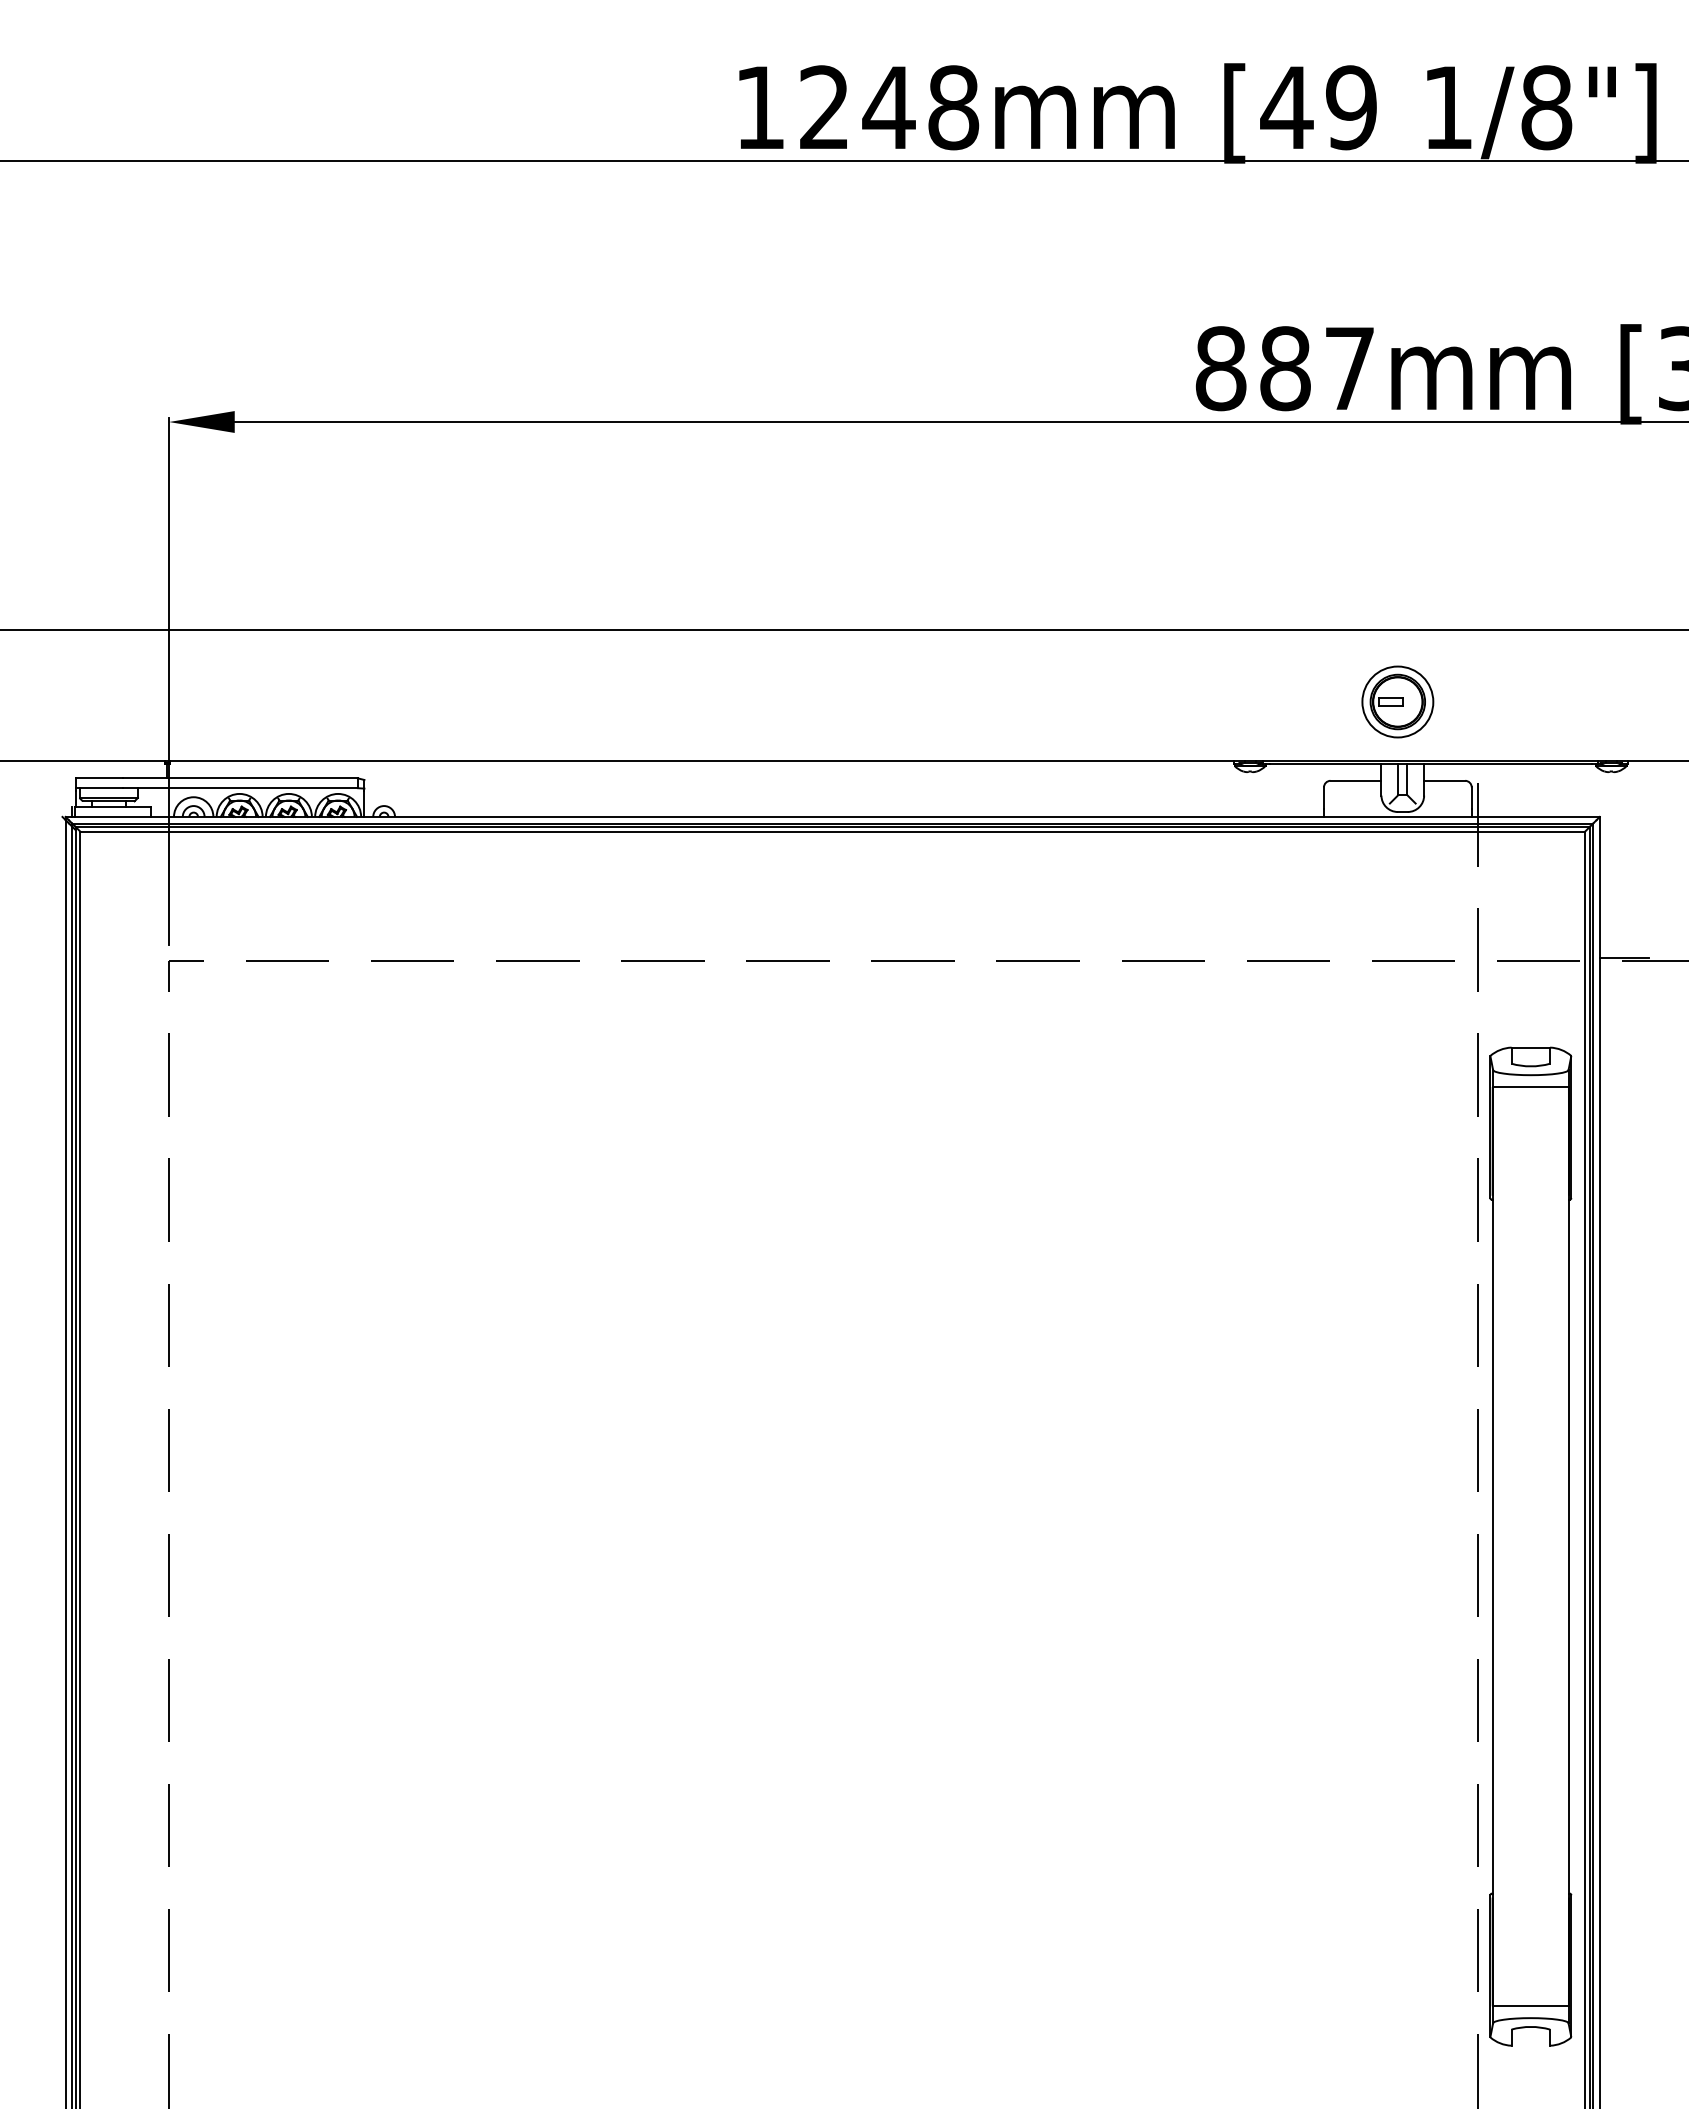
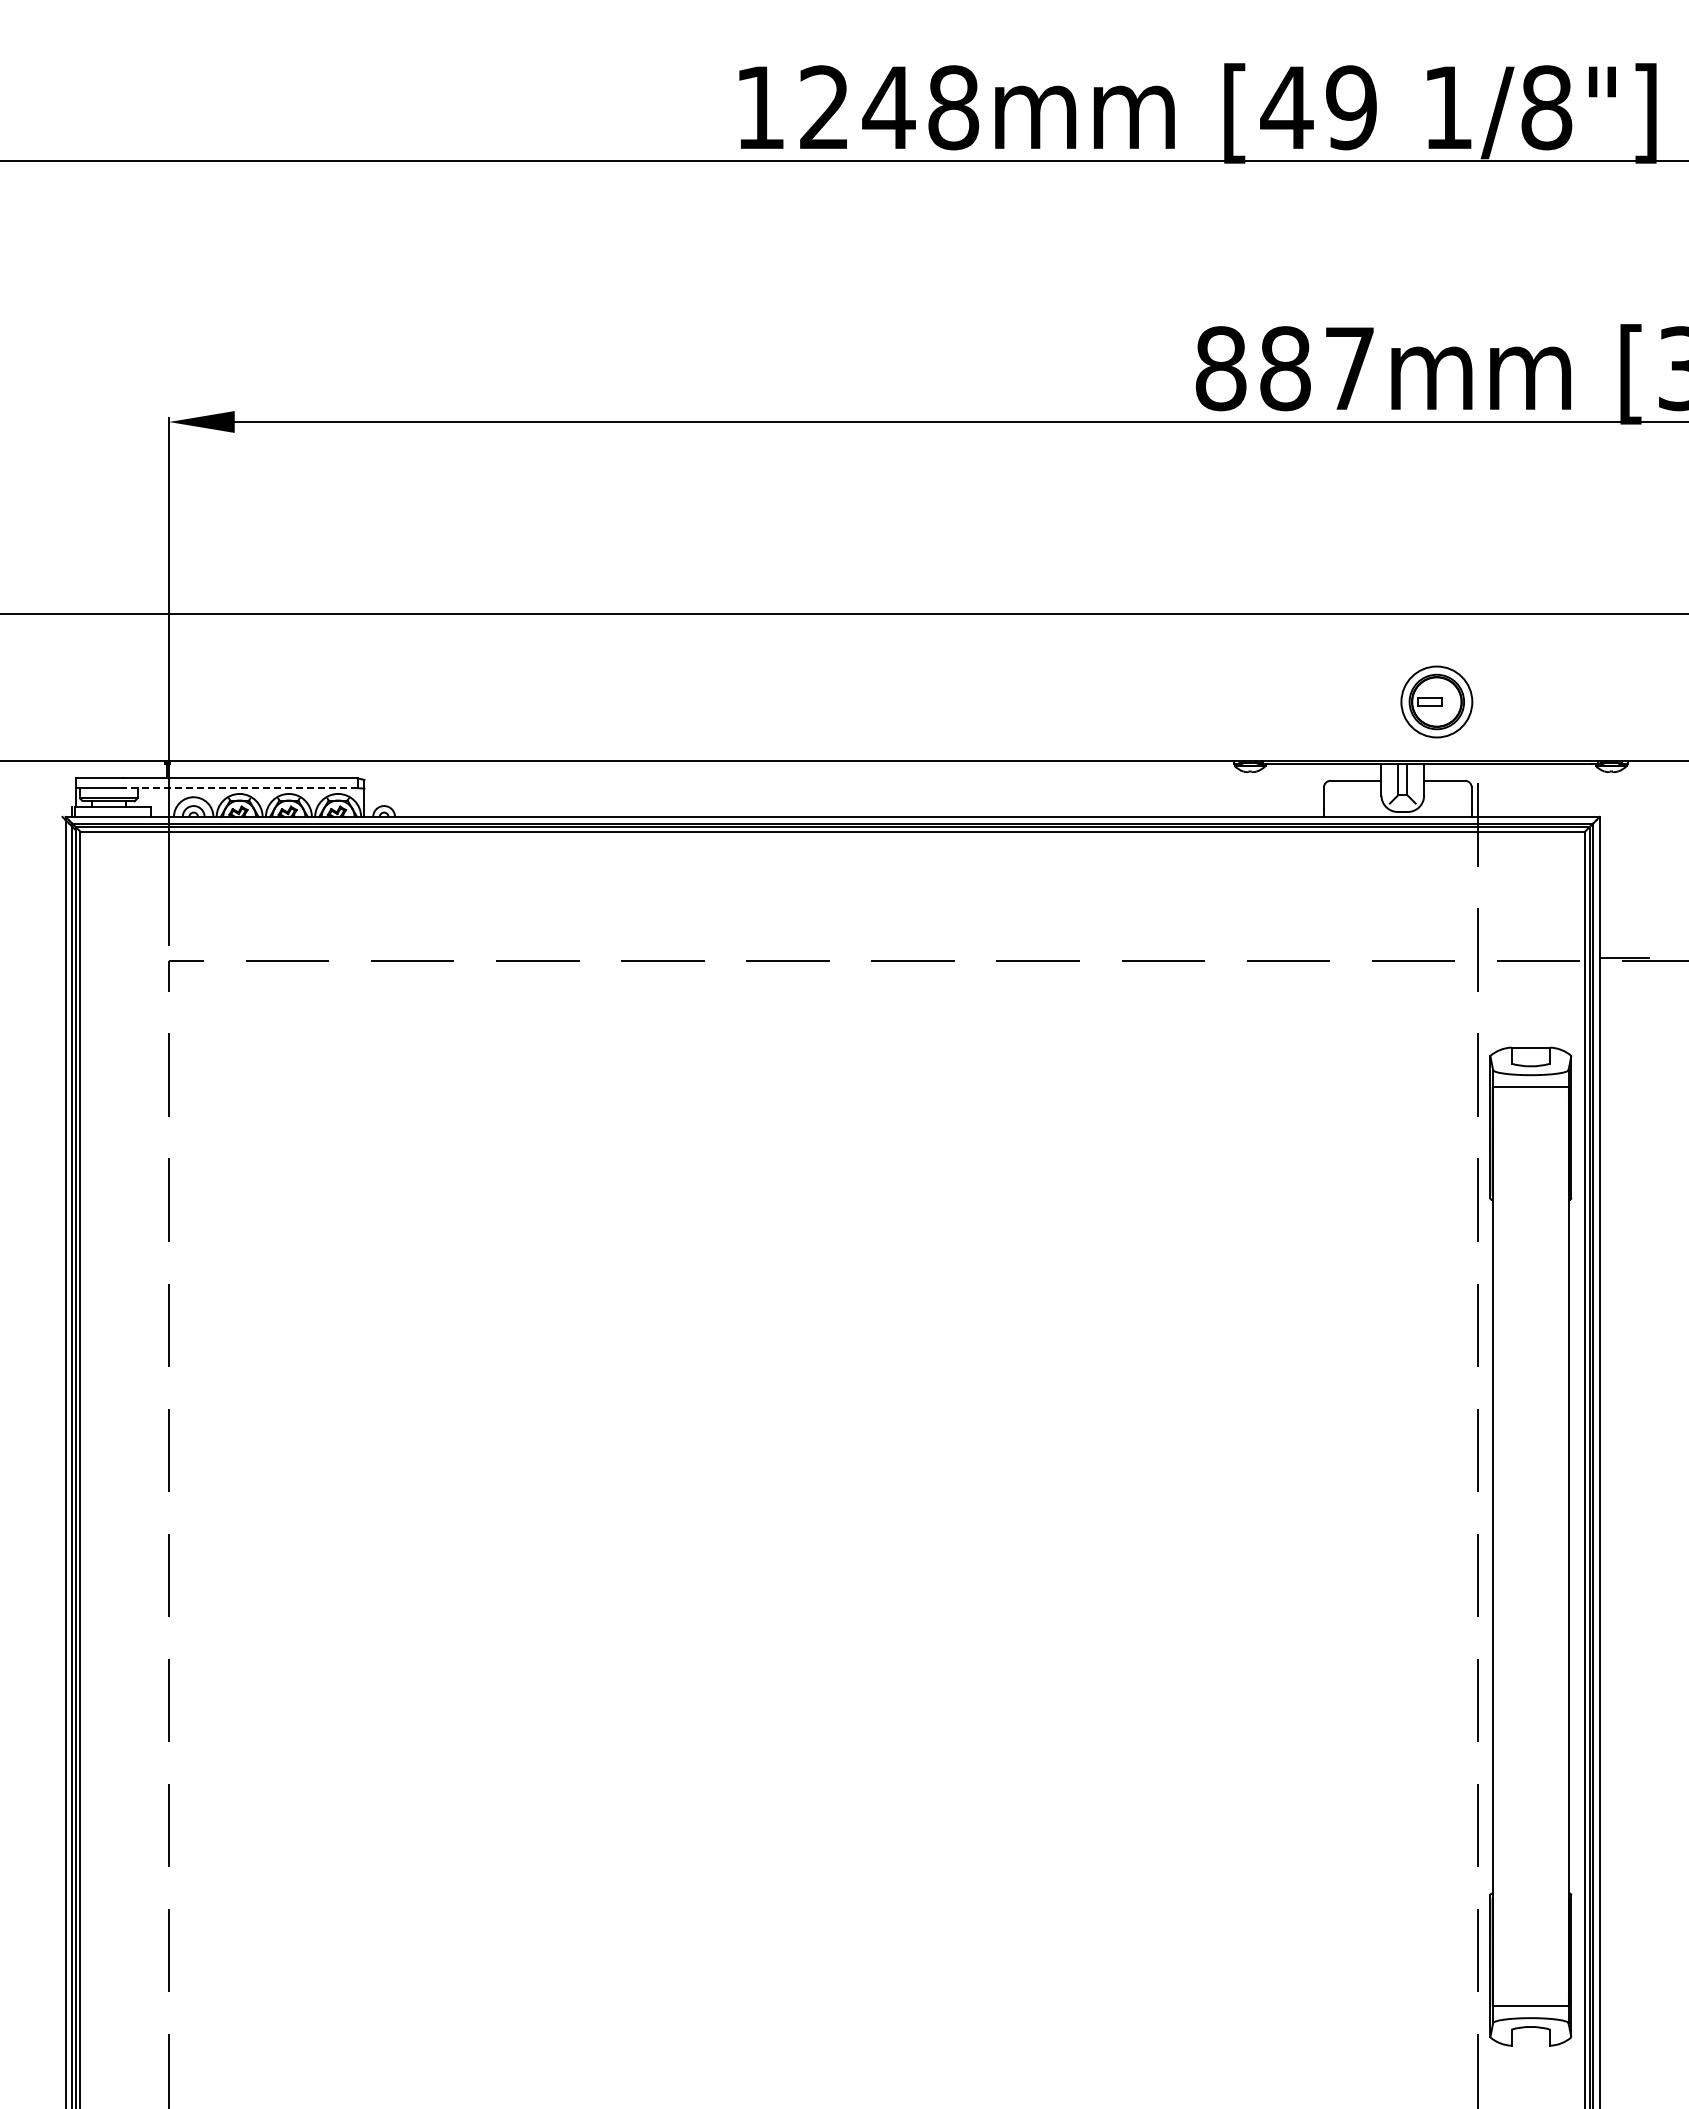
line position: (843, 629) -> (843, 613) (843, 613)
part position: (1397, 701) -> (1436, 701) (1436, 701)
line: solid -> dashed (239, 788)
